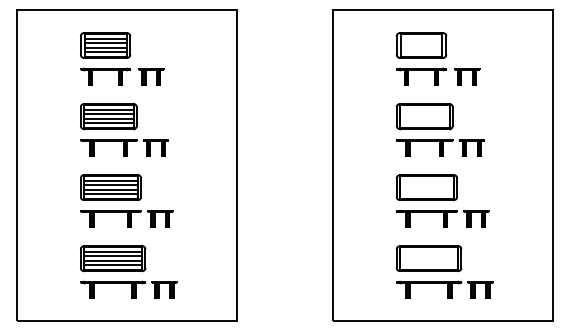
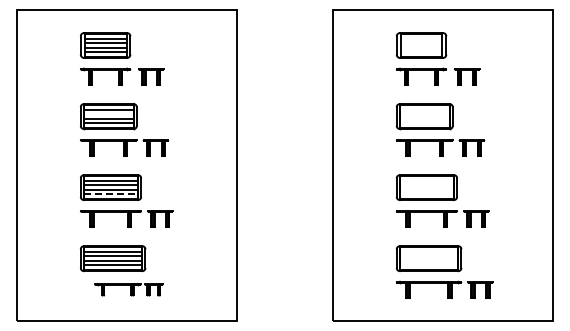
line: present -> none (108, 114)
line: solid -> dashed (110, 194)
part size: 98x19 px -> 70x14 px (128, 289)
